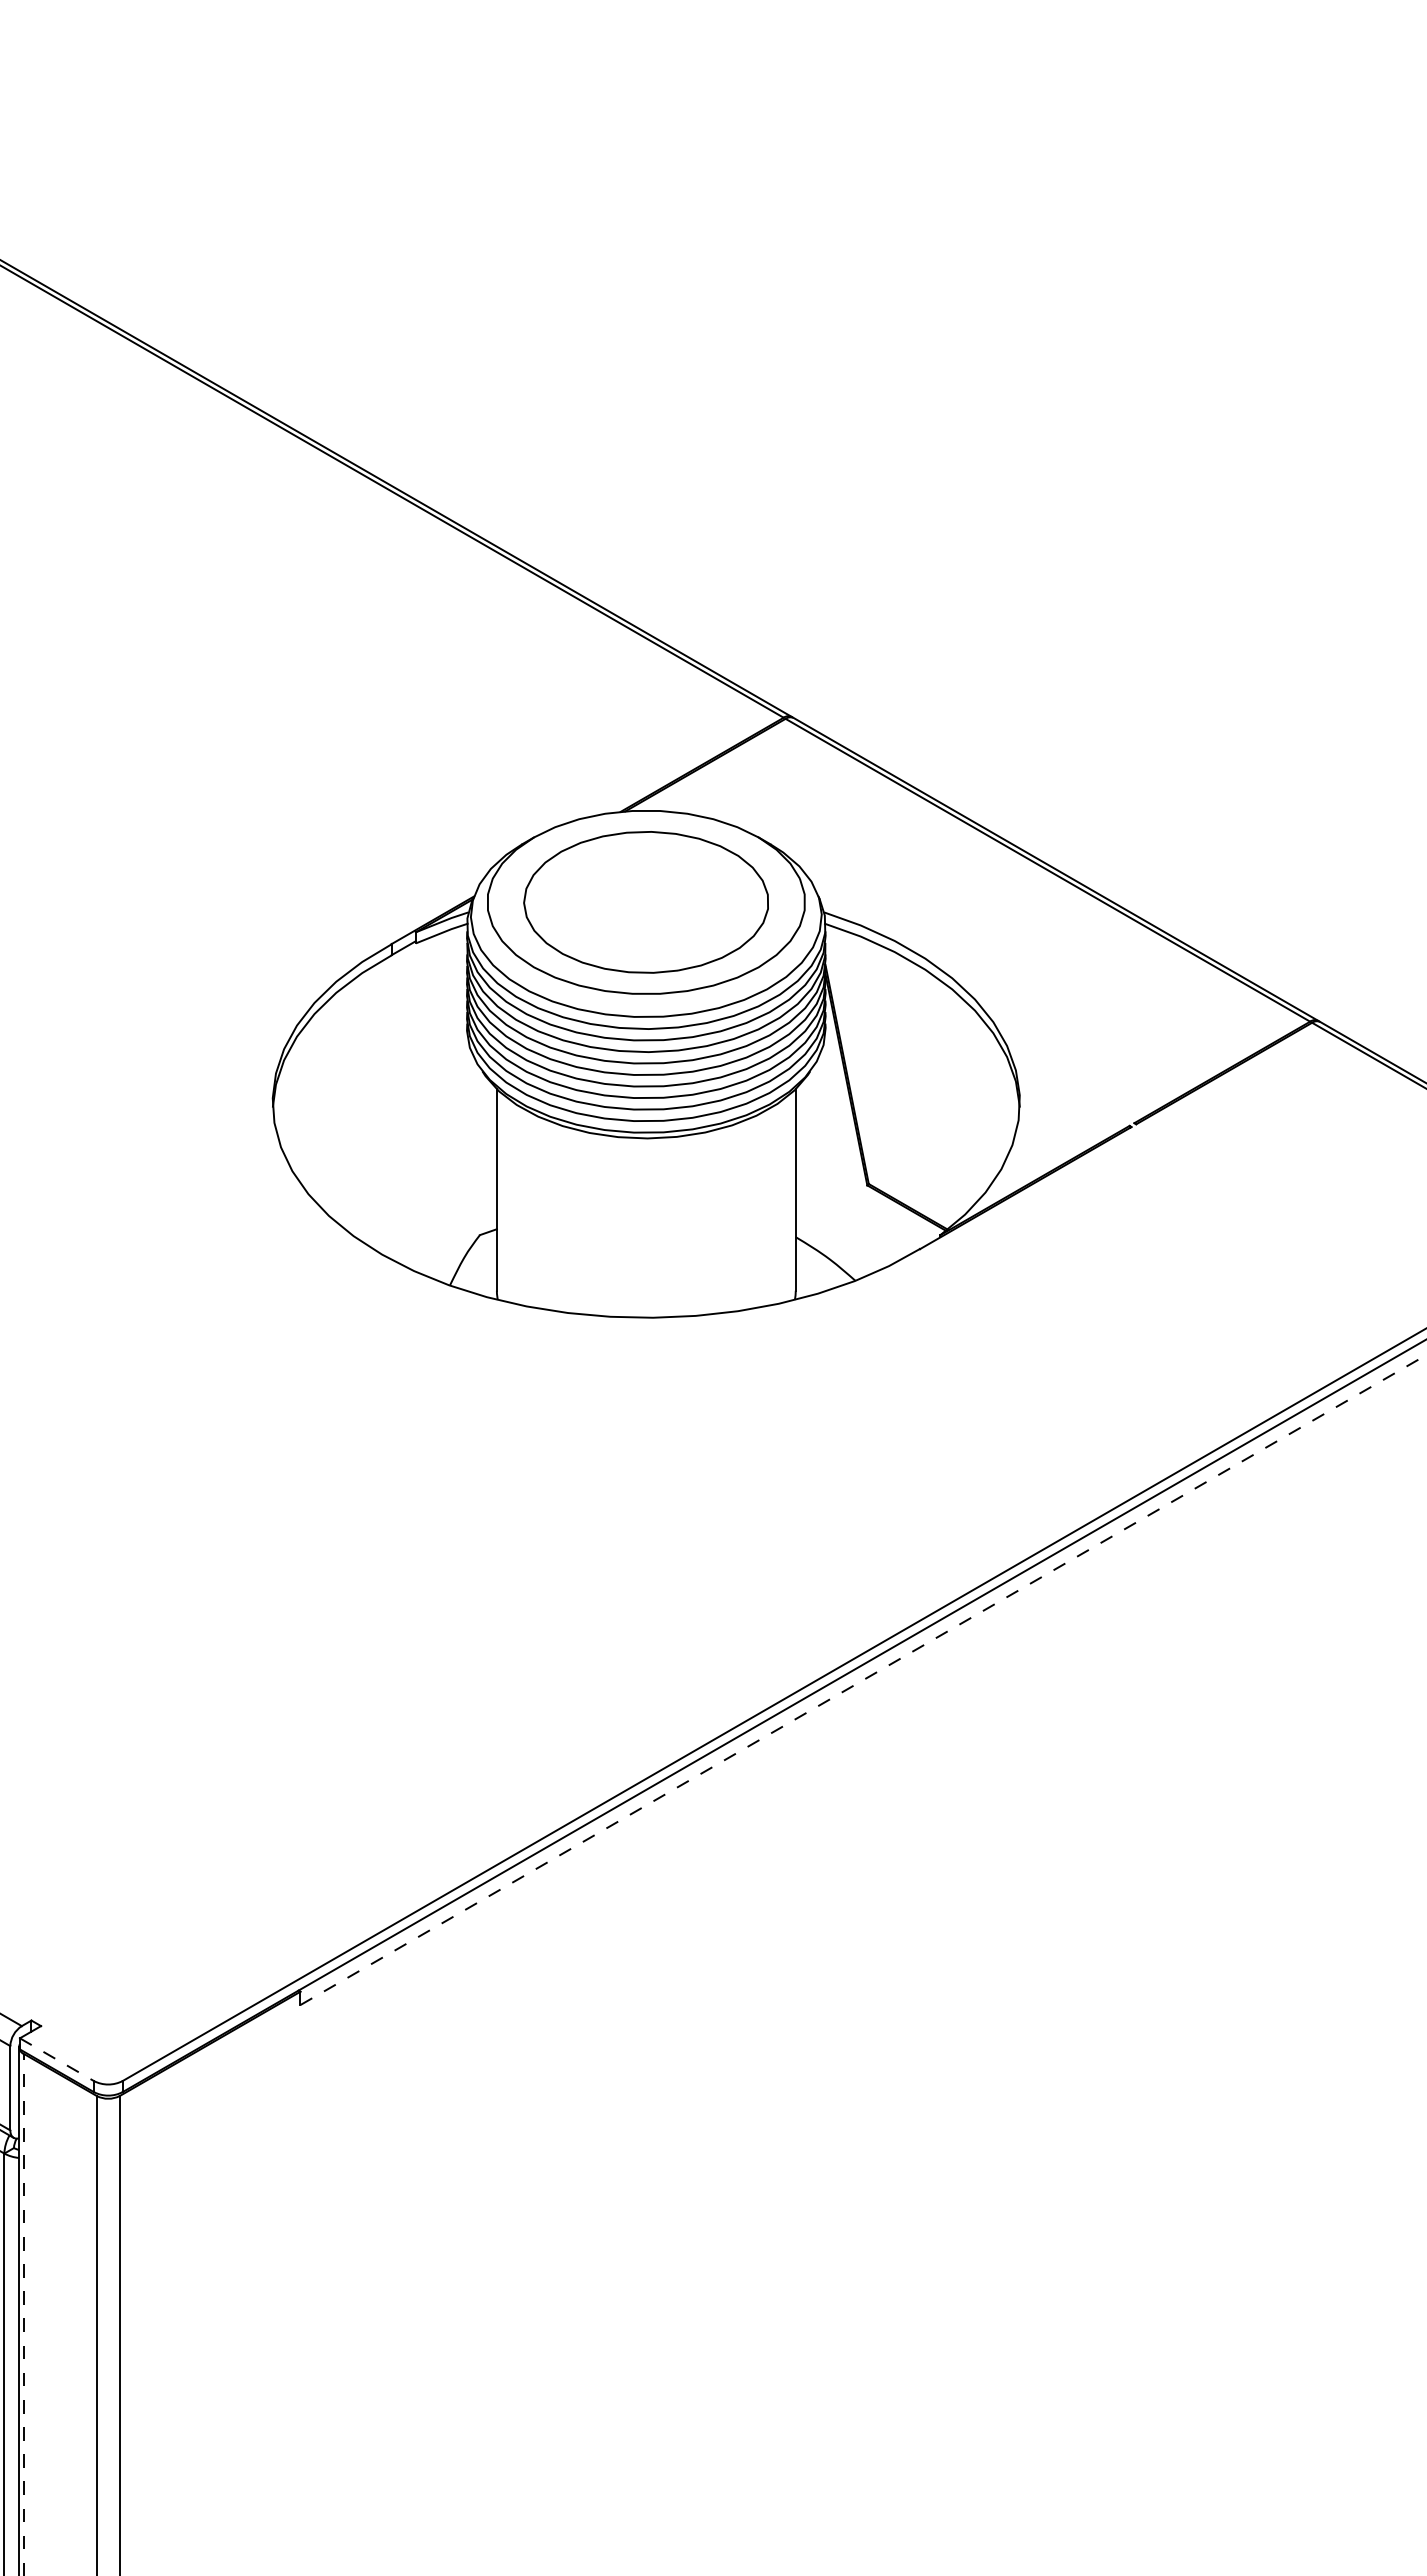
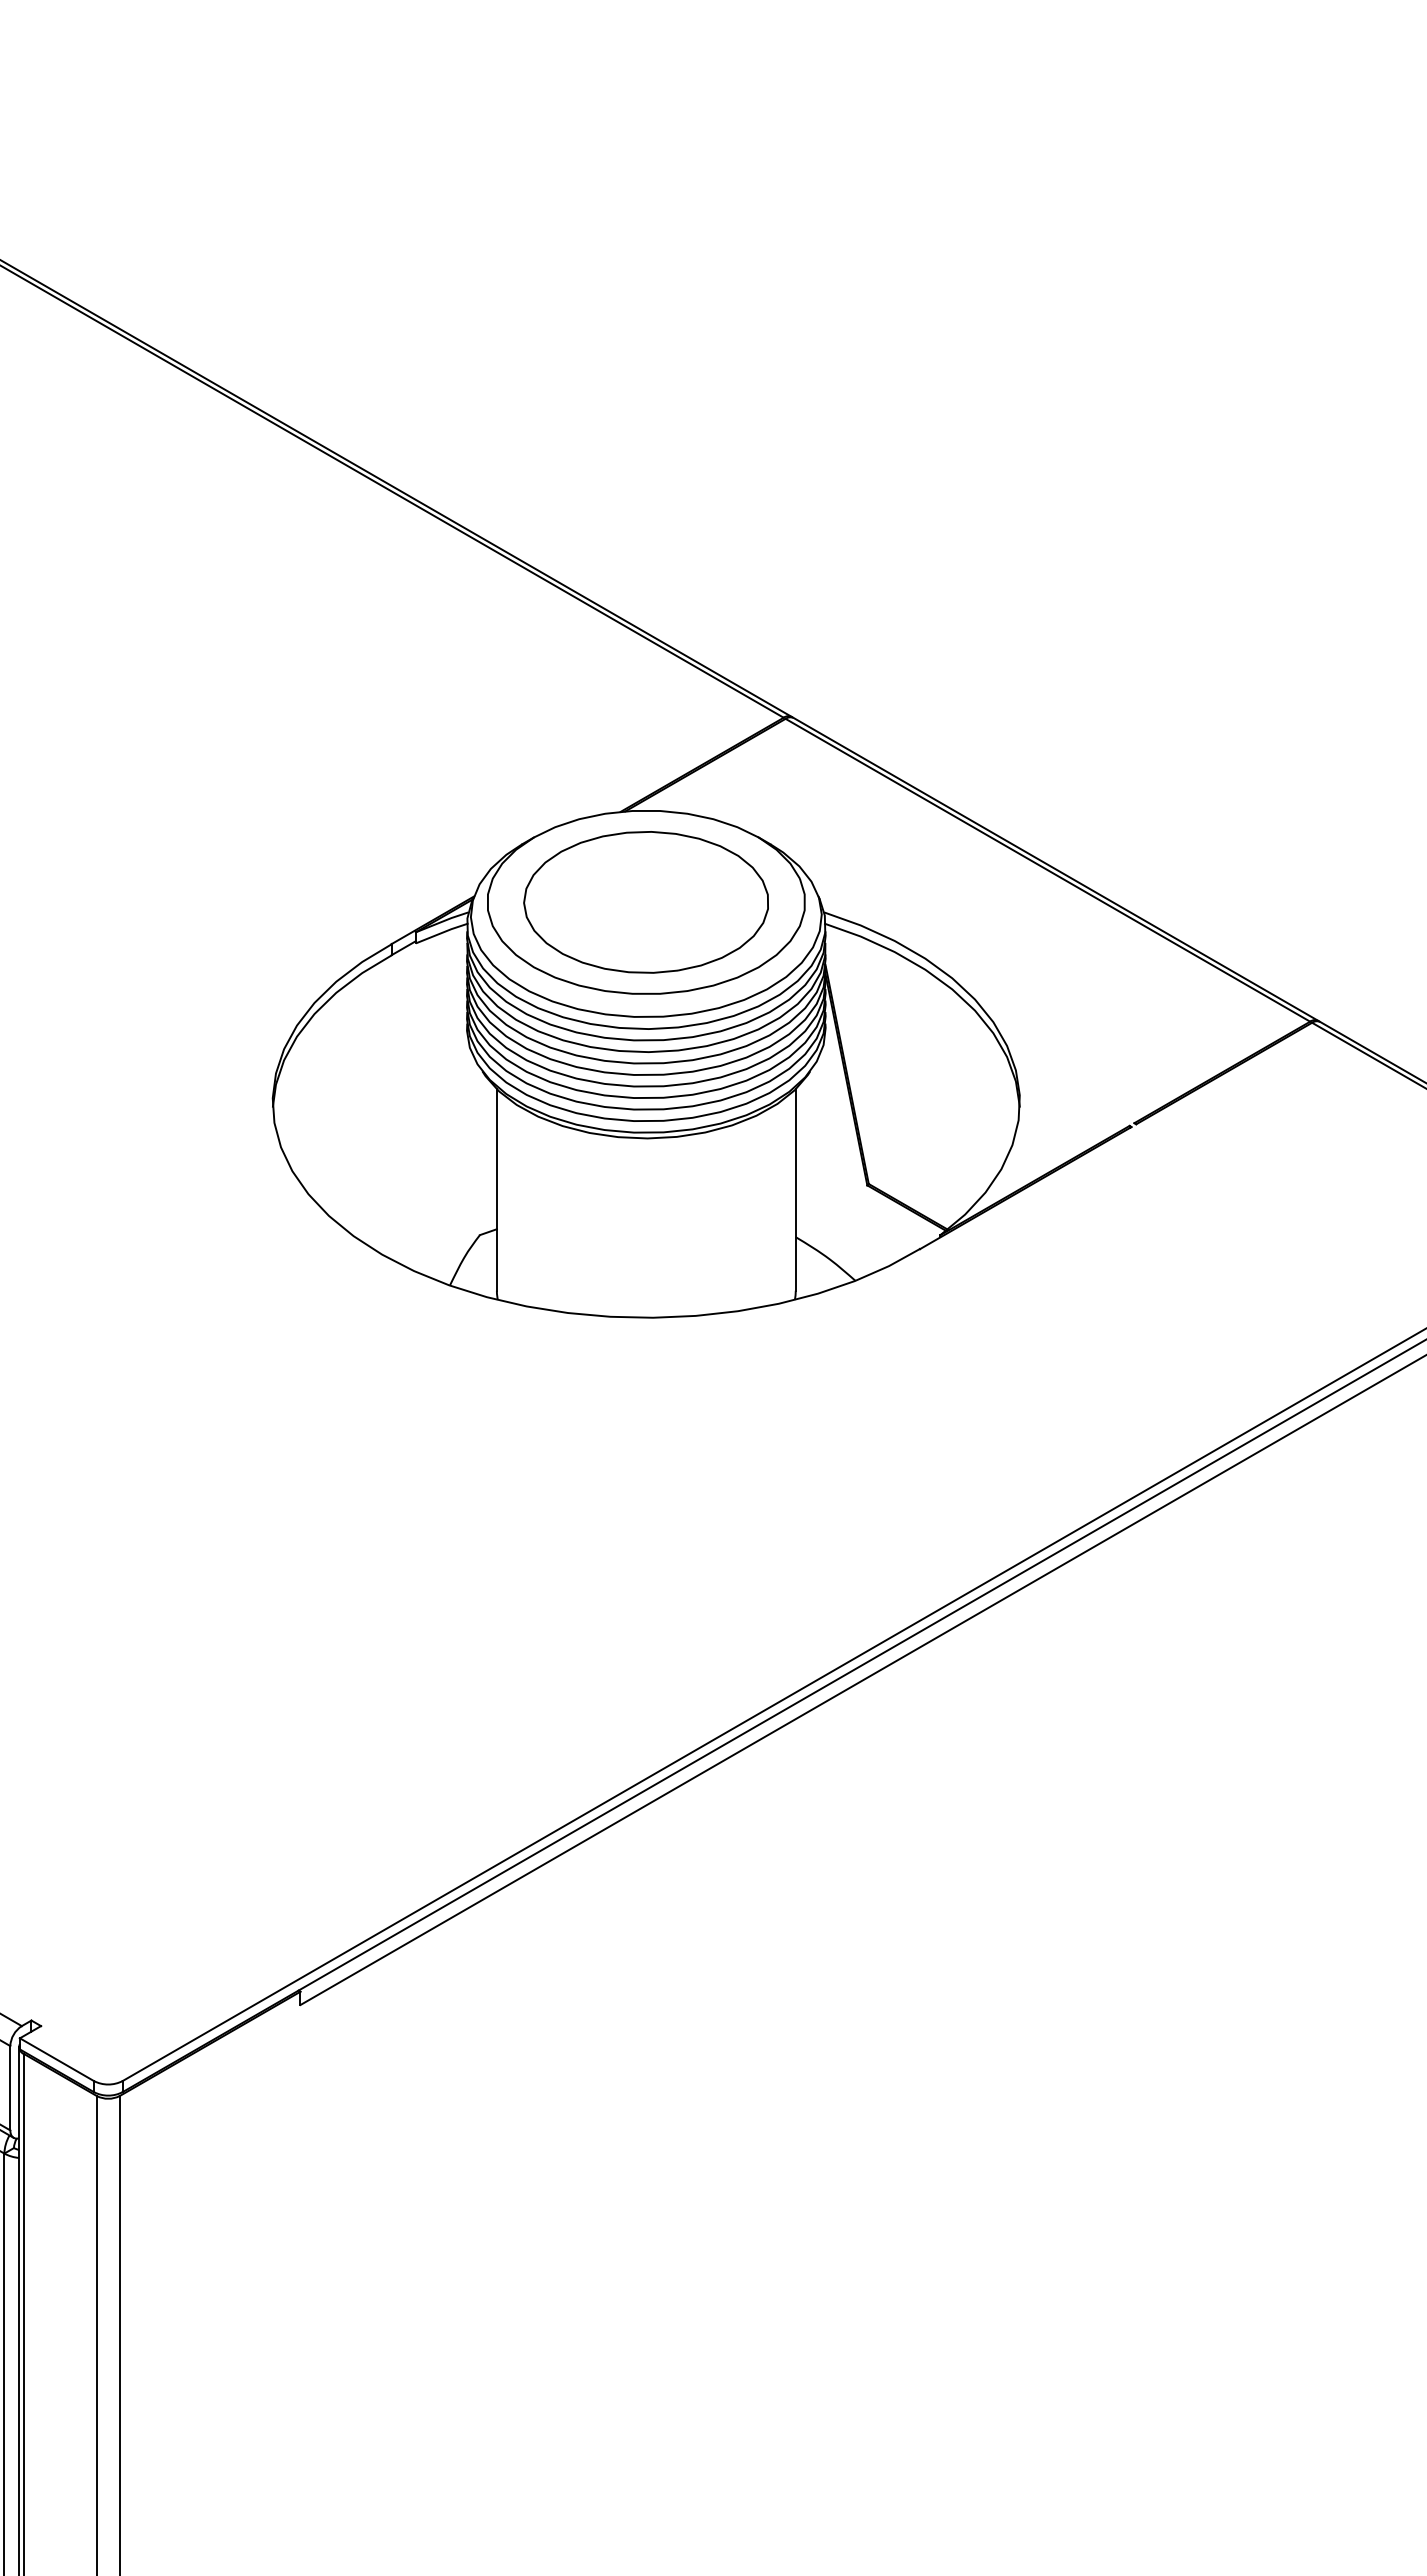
line: dashed -> solid (864, 1679)
line: dashed -> solid (56, 2059)
line: dashed -> solid (23, 2314)
